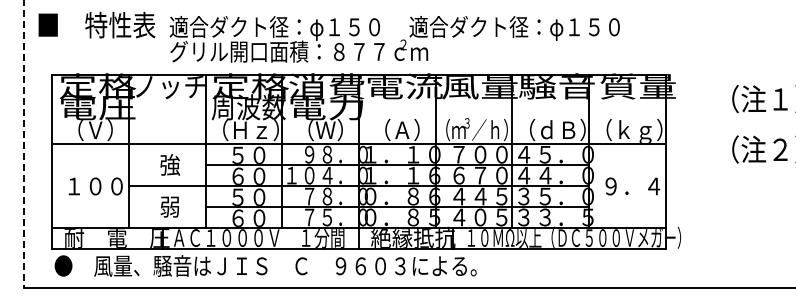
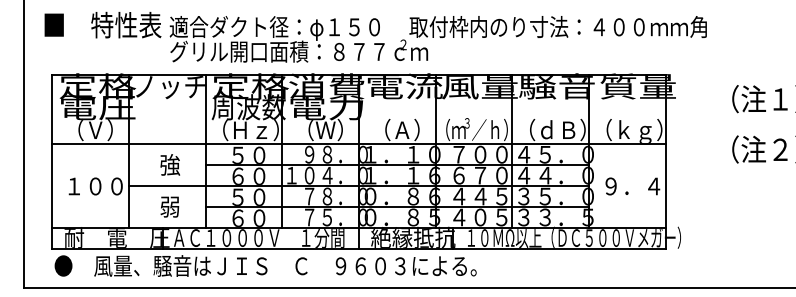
text position: (96, 24) -> (102, 24) (102, 24)
text: 適合ダクト径：φ１５０ -> 取付枠内のり寸法：４００ｍｍ角 (557, 28)
line: dashed -> solid (23, 144)
